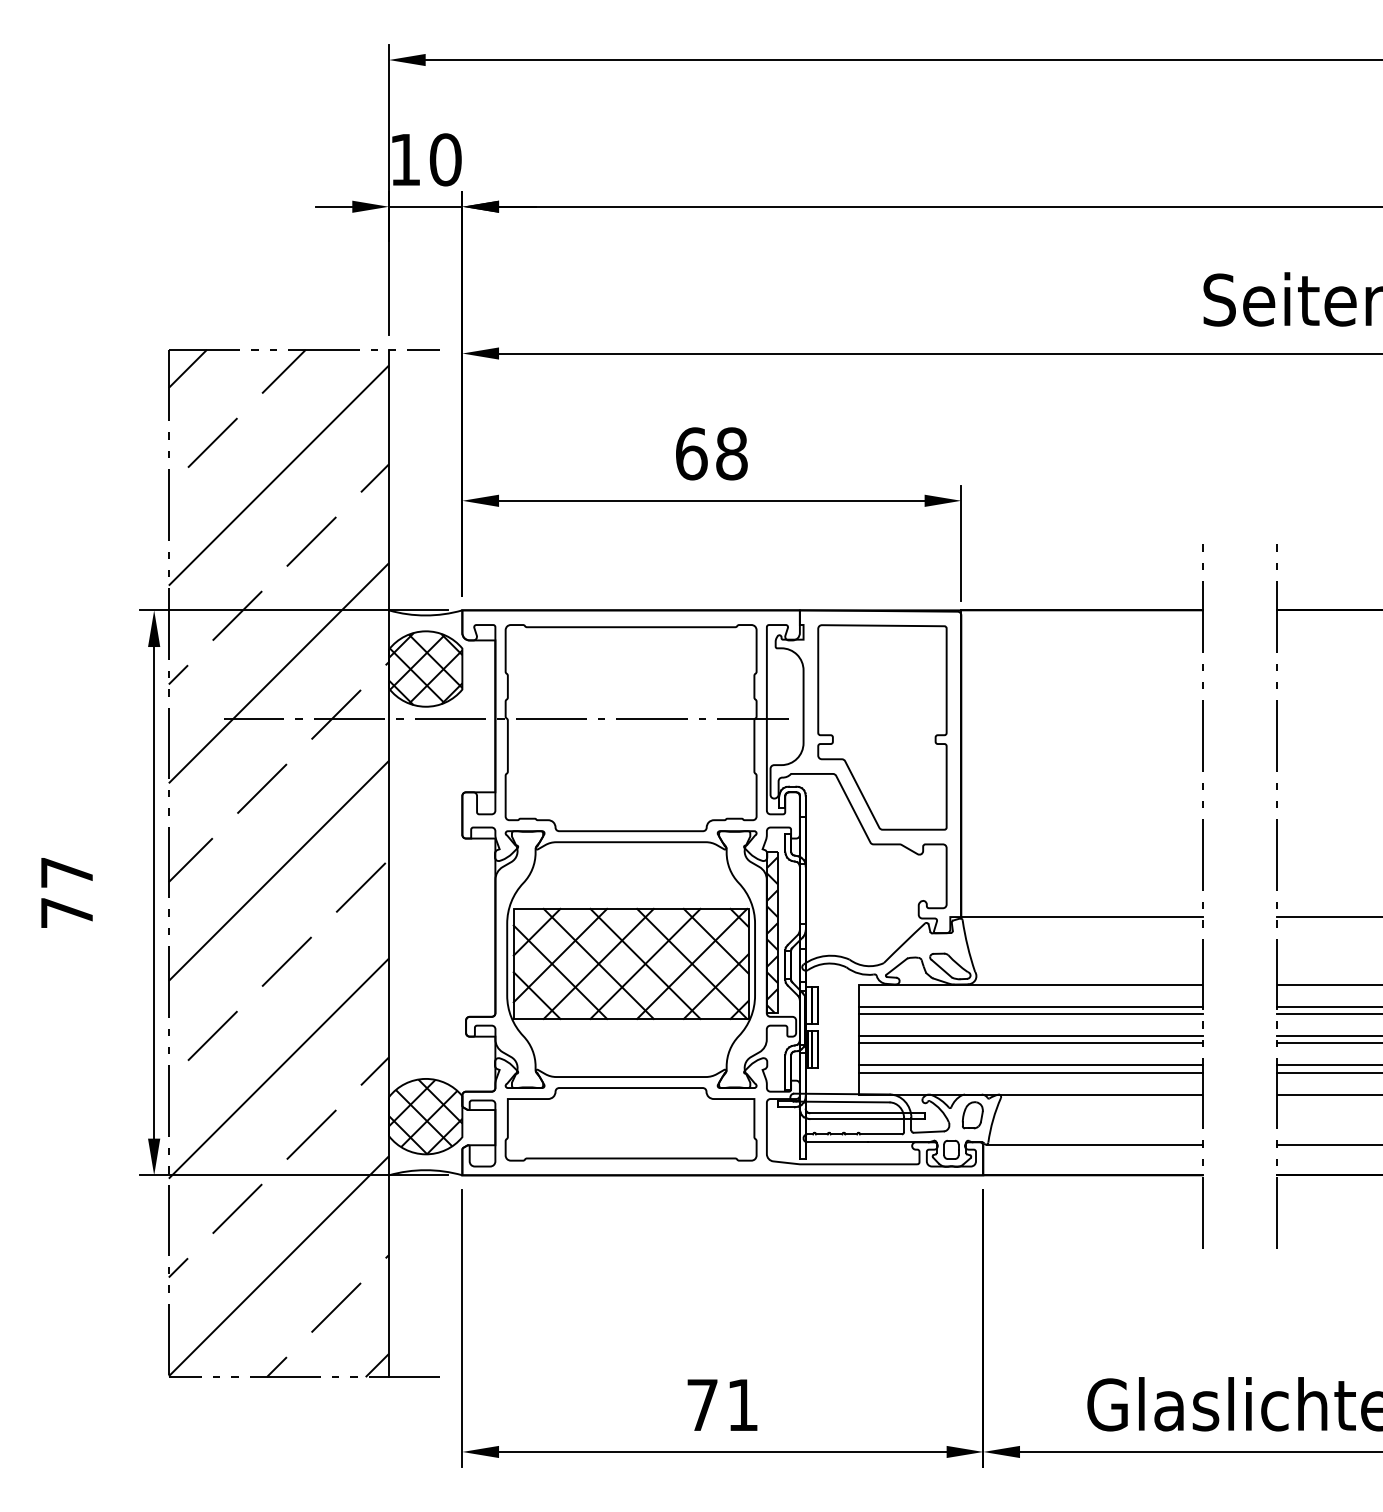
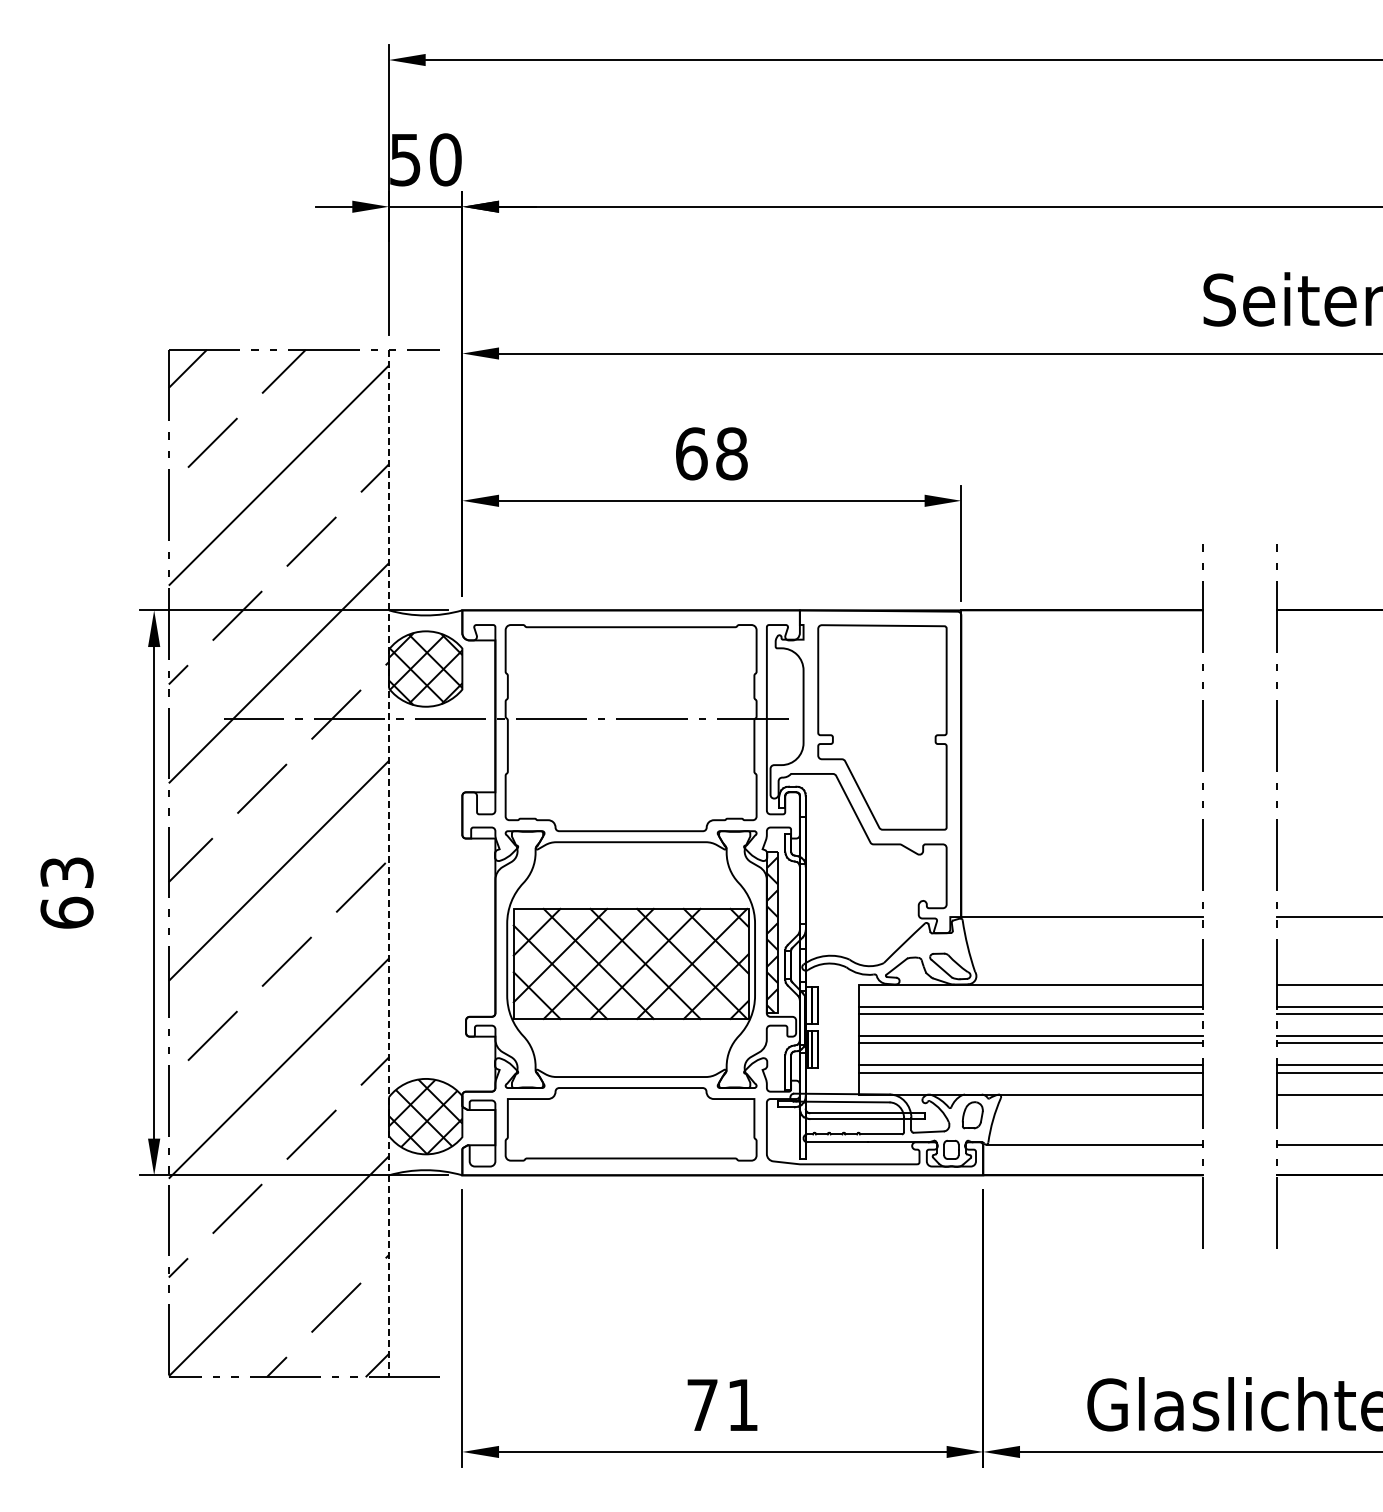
text: 10 -> 50 (405, 160)
line: solid -> dashed (388, 863)
text: 77 -> 63 (66, 892)
